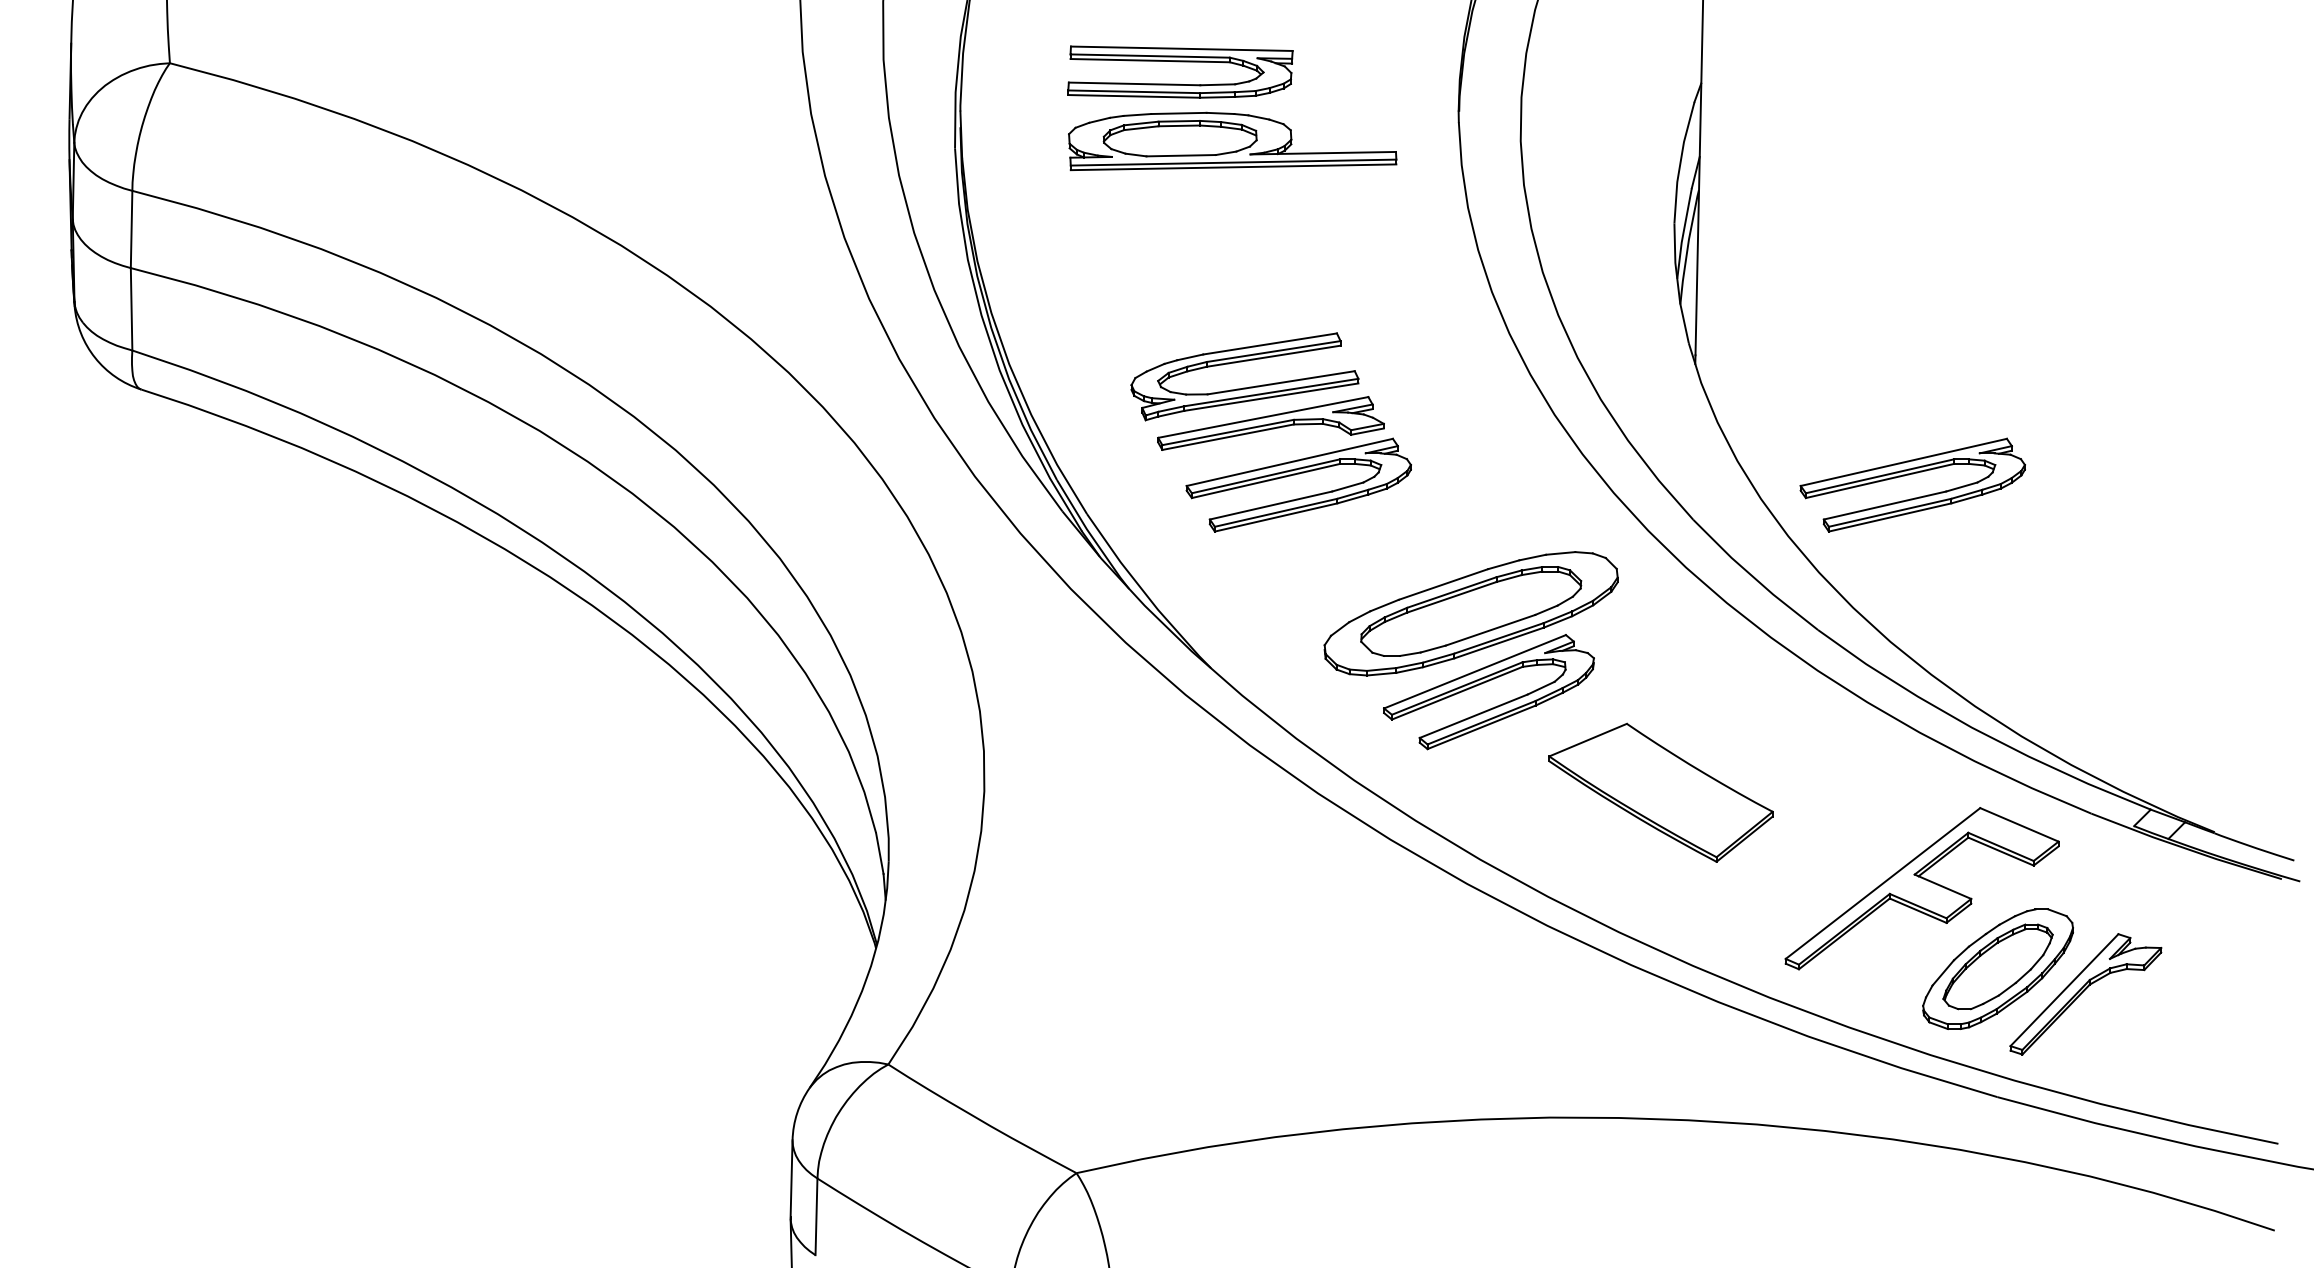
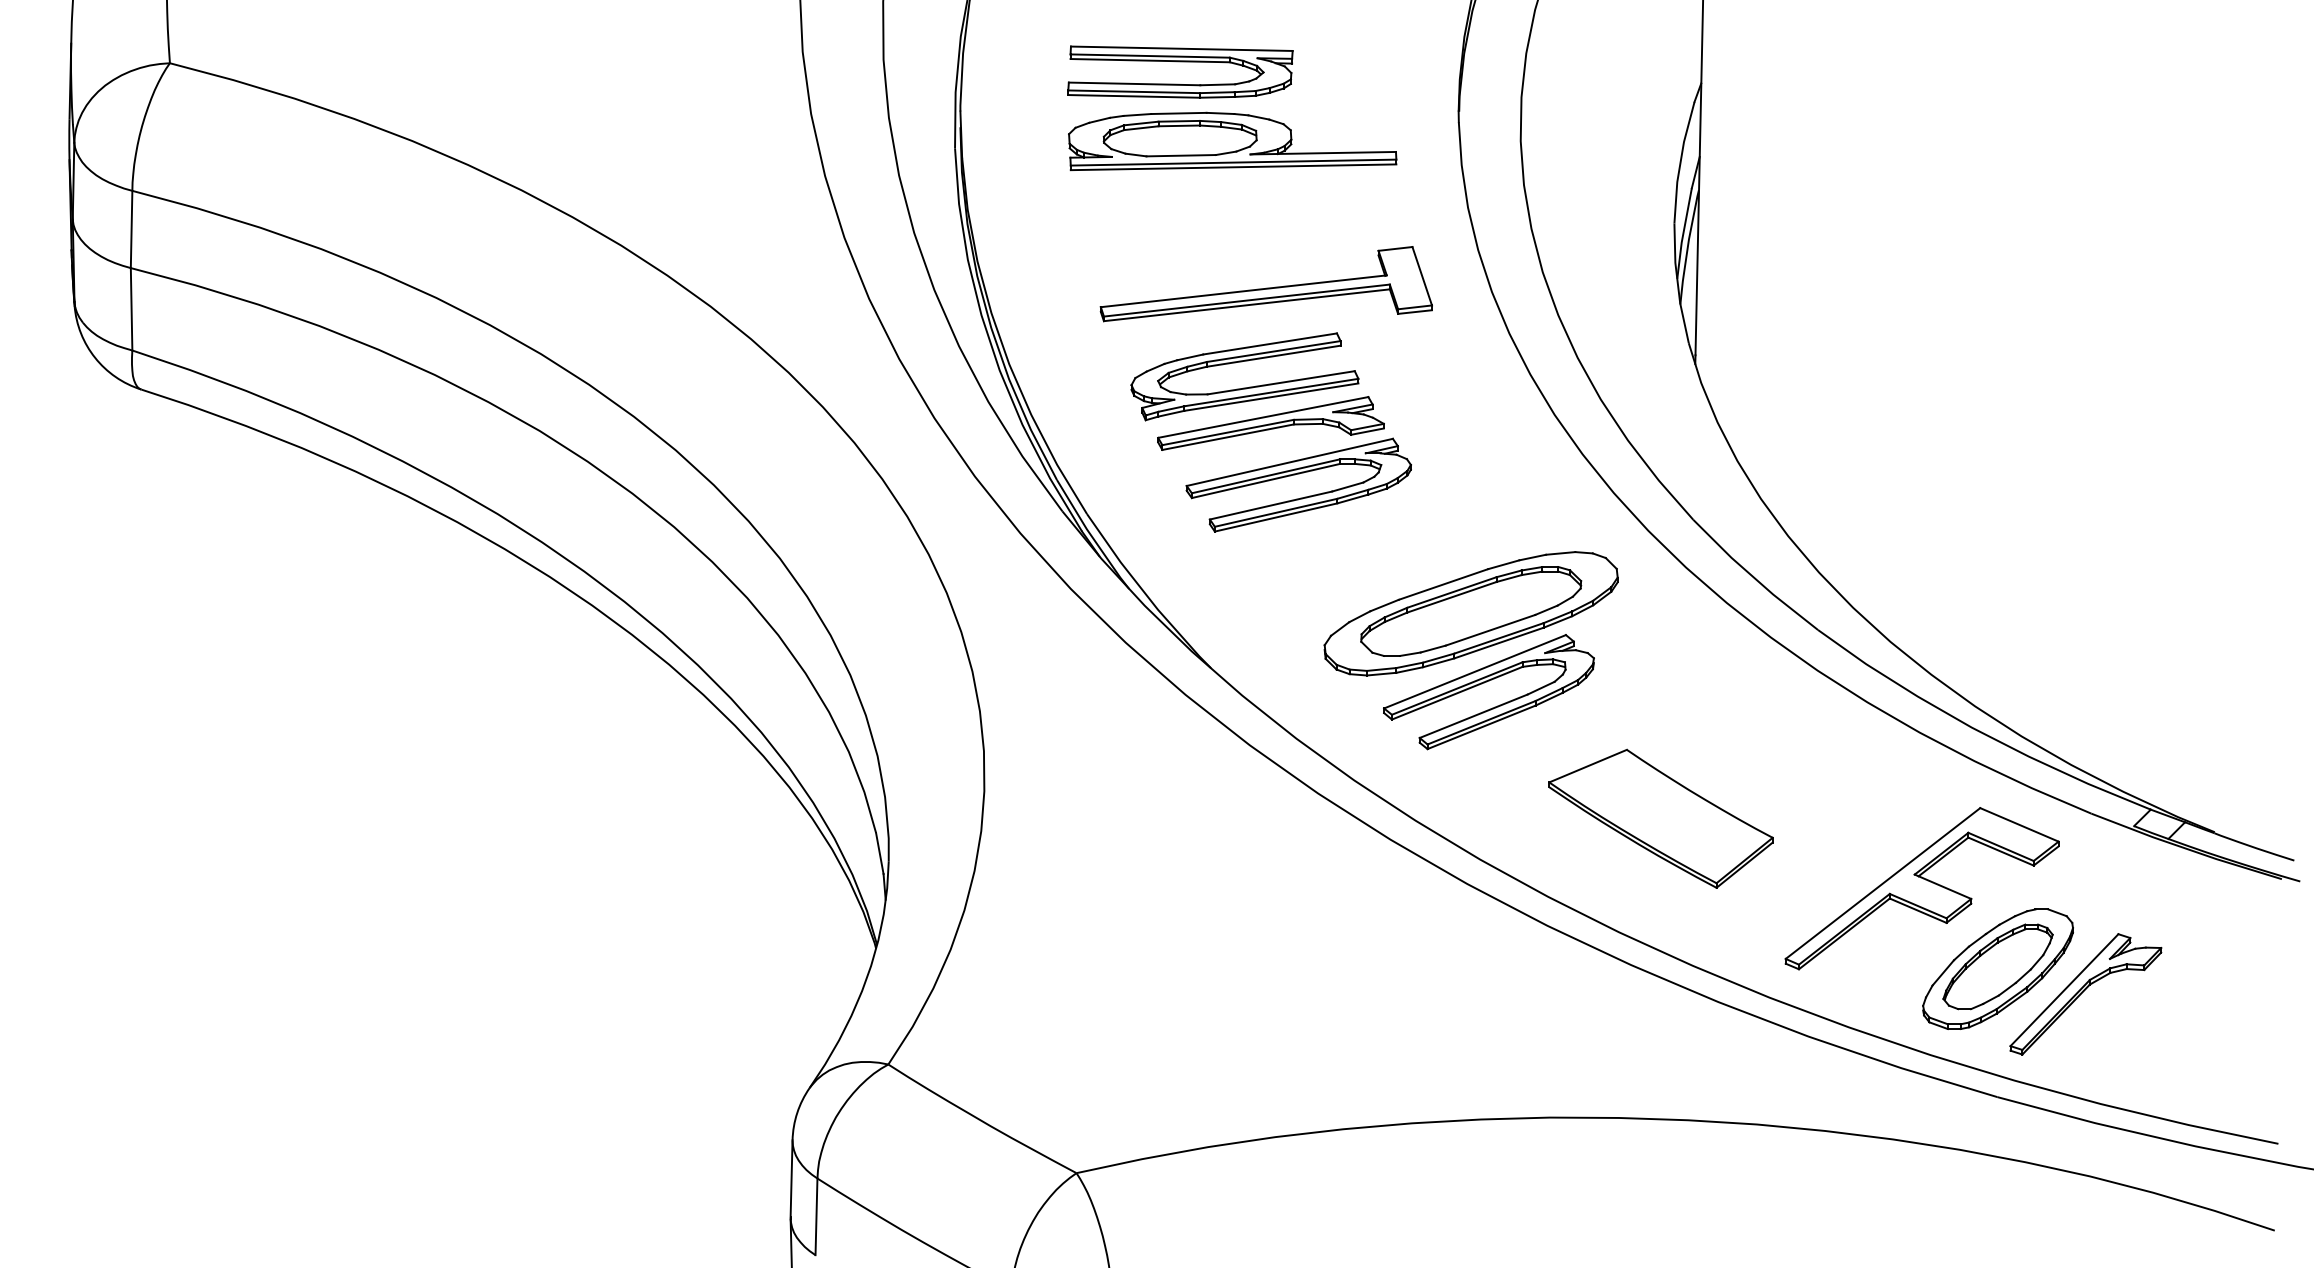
part: none -> present (1265, 284)
part: present -> none (1909, 475)
part position: (1660, 792) -> (1660, 818) (1660, 818)
